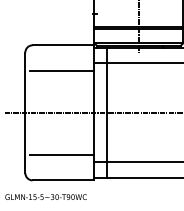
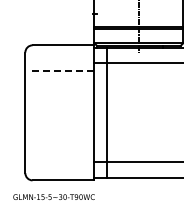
line: solid -> dashed (62, 71)
line: present -> none (92, 112)
line: present -> none (61, 154)
text position: (45, 196) -> (53, 196) (53, 196)
